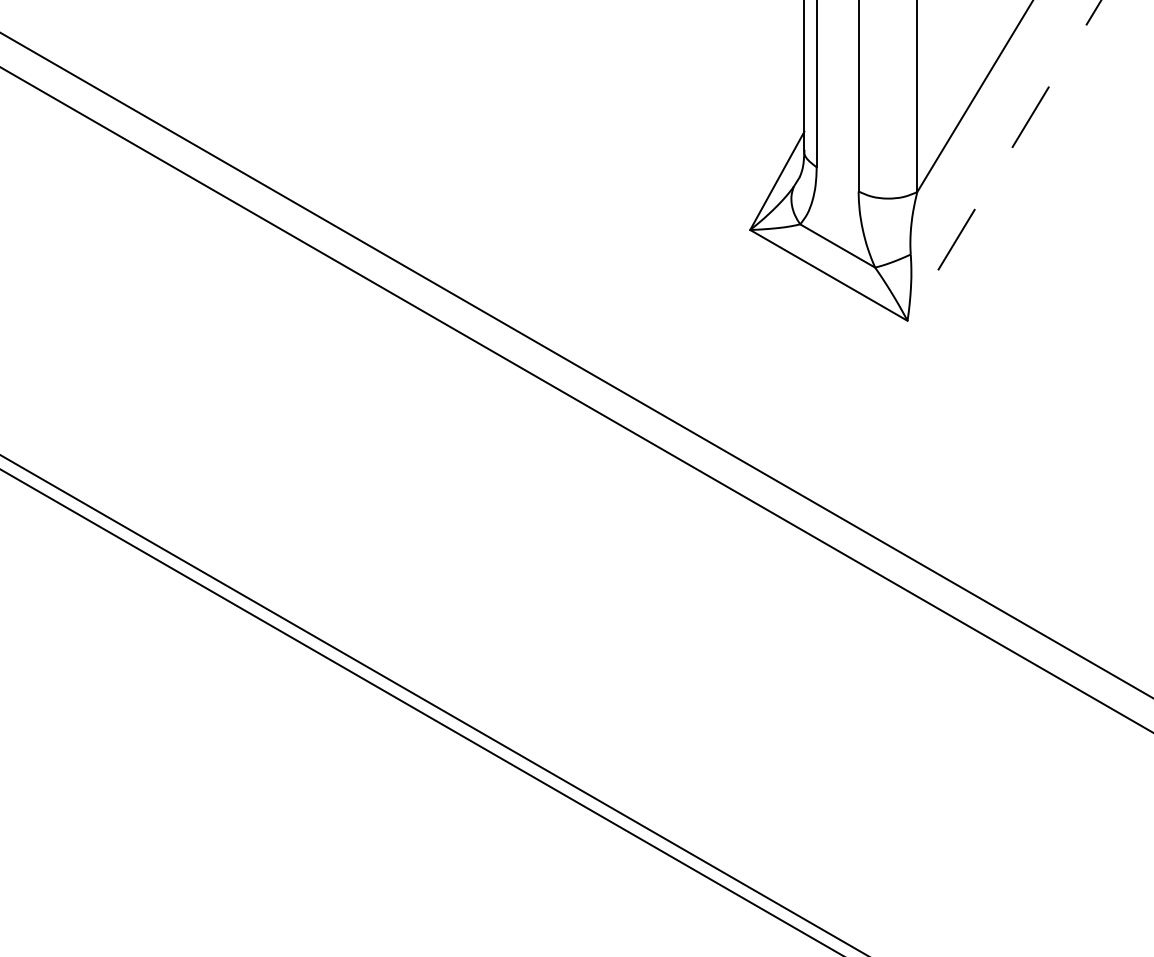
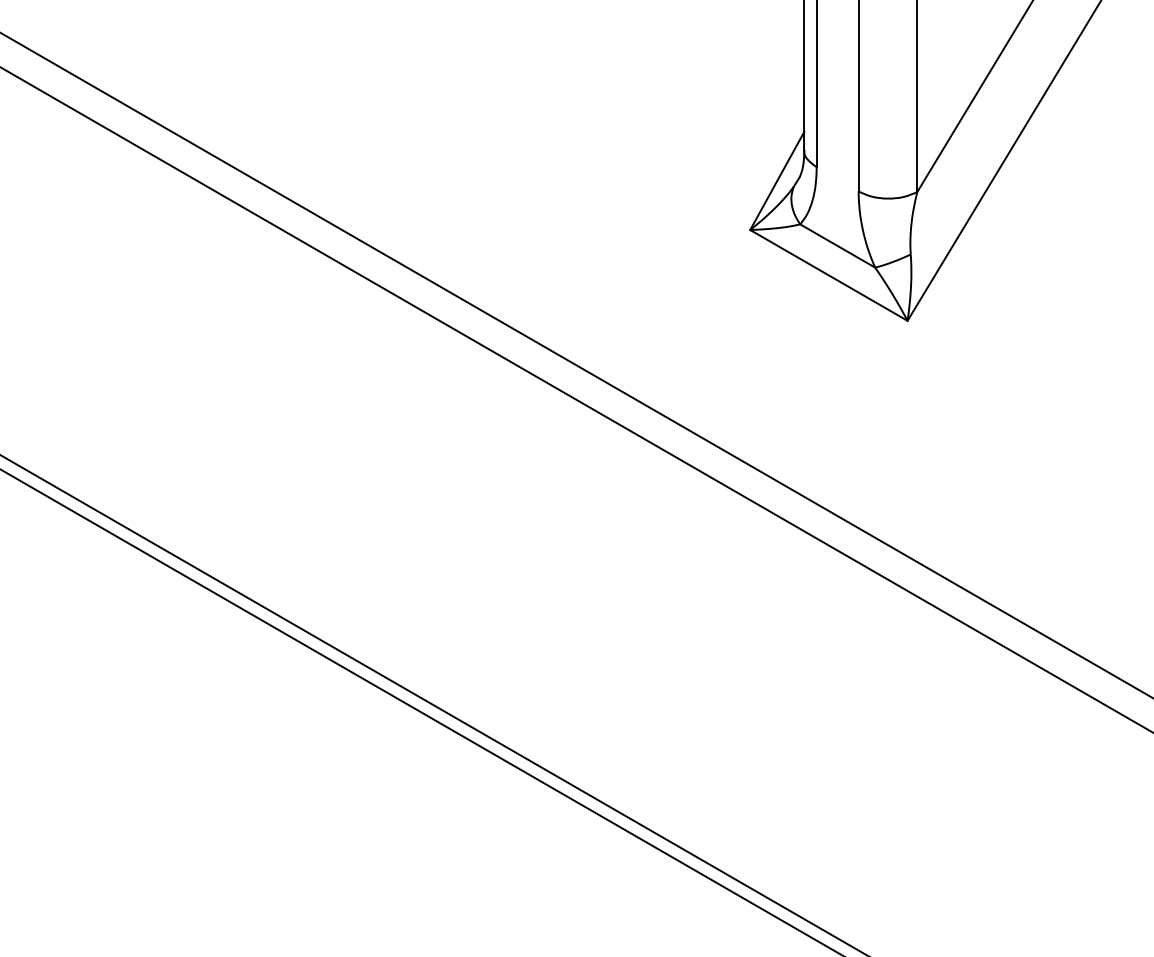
line: dashed -> solid (1004, 160)
